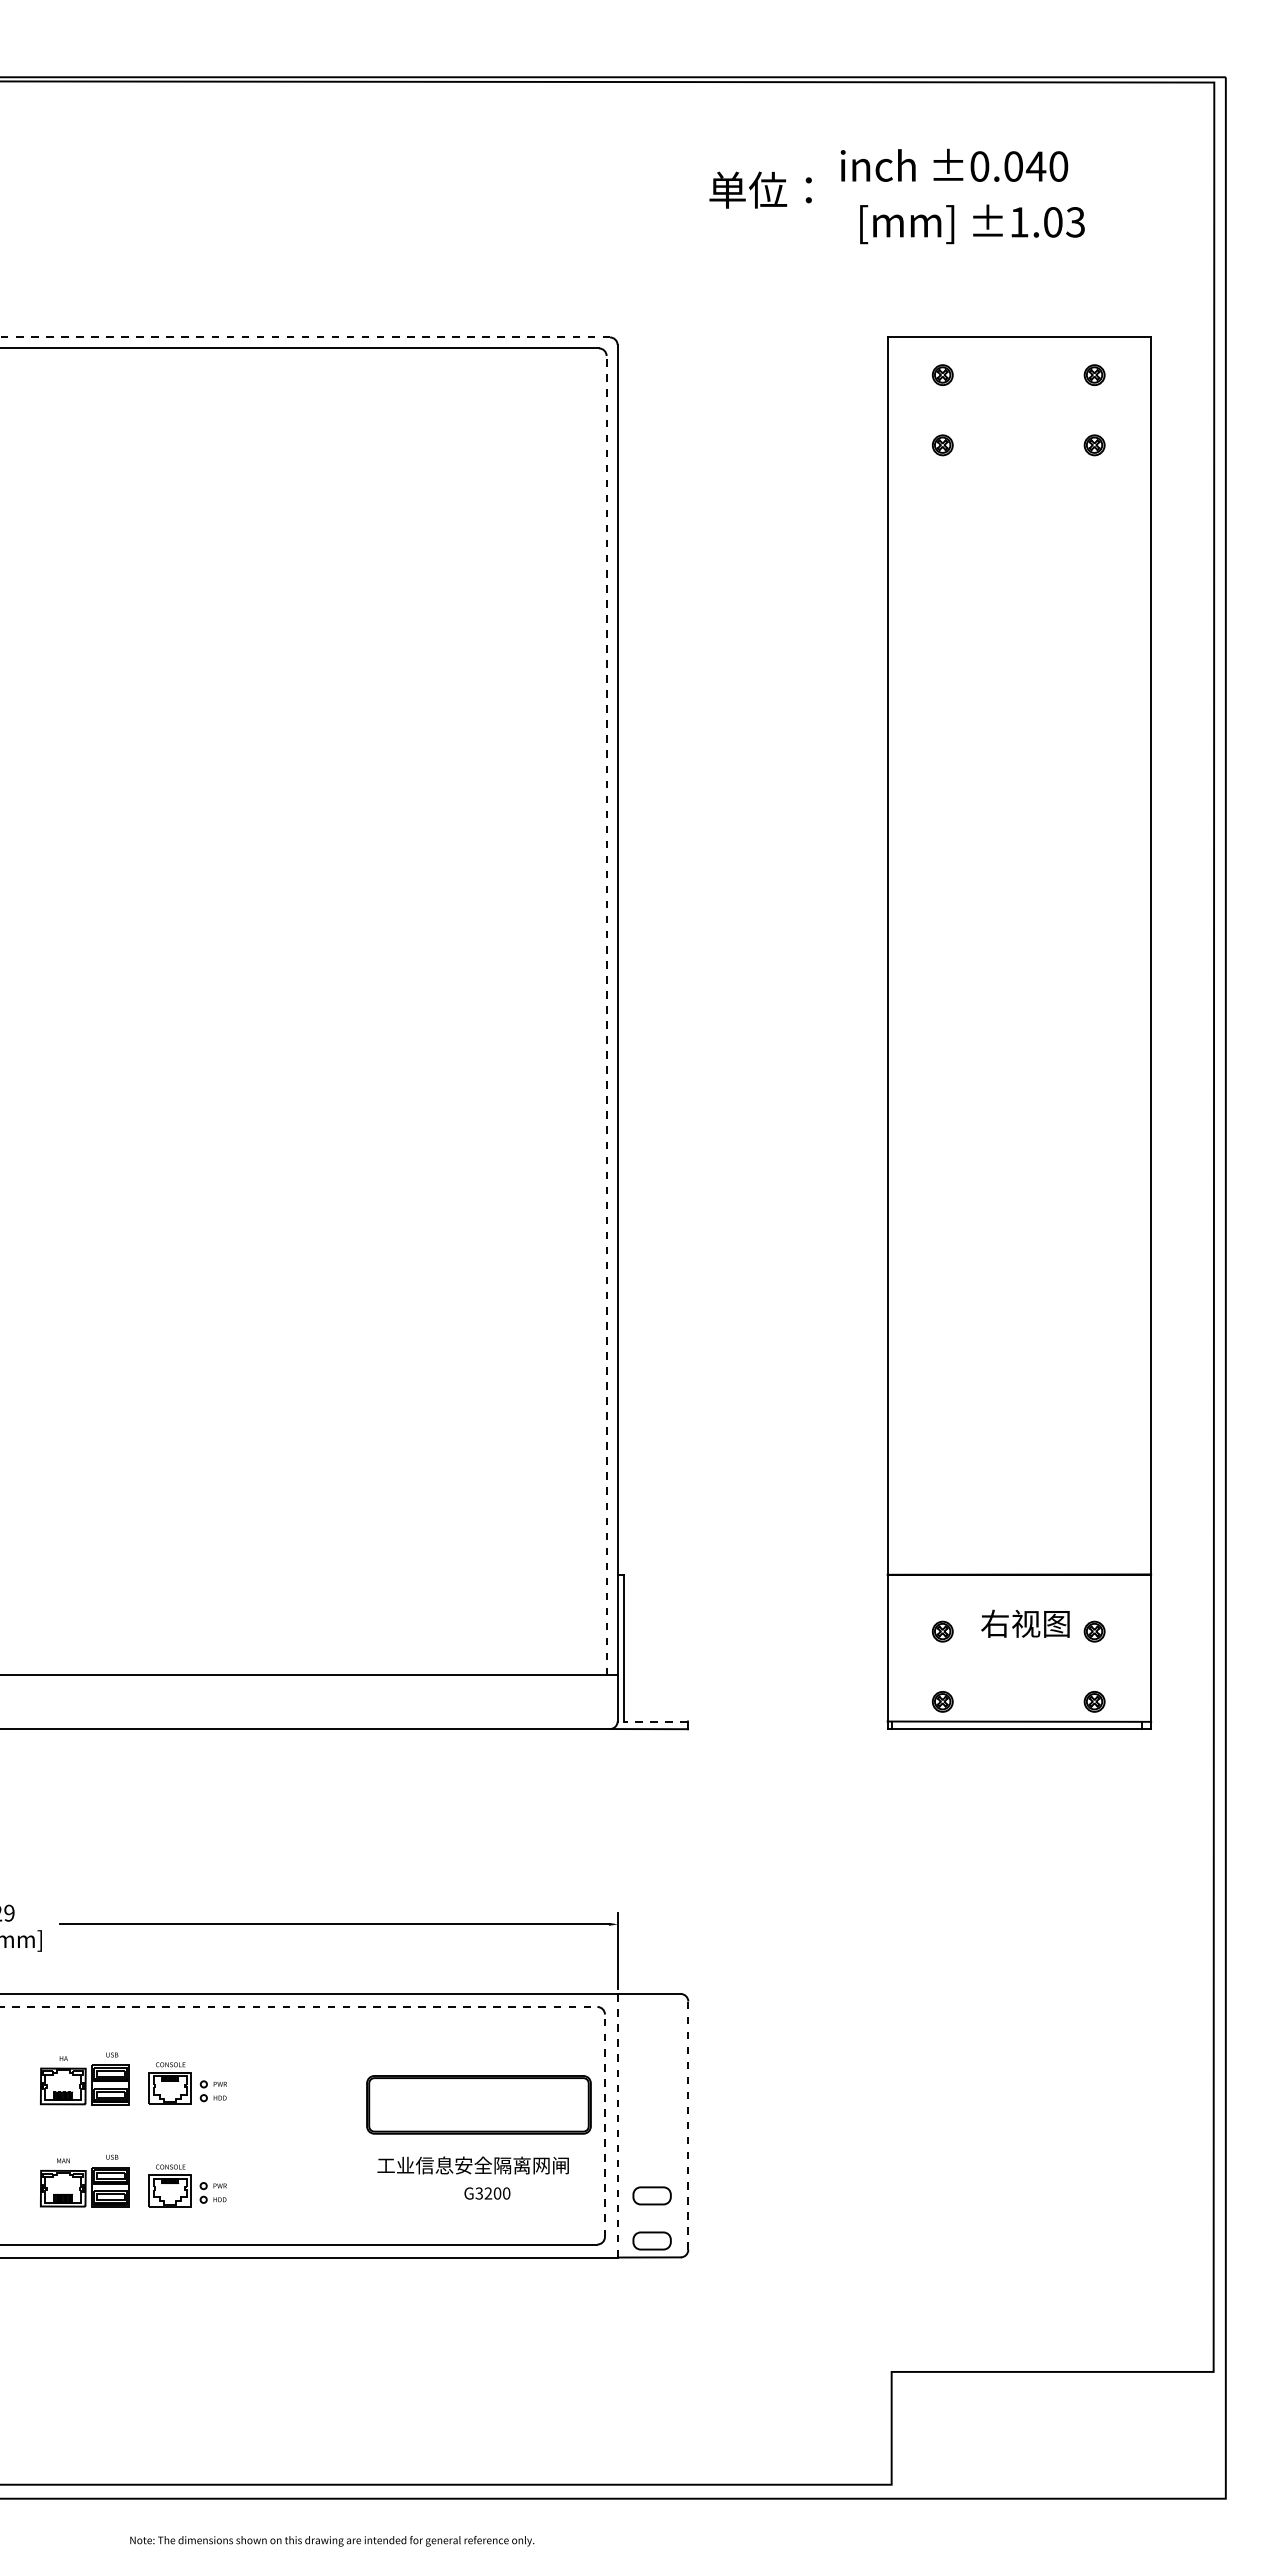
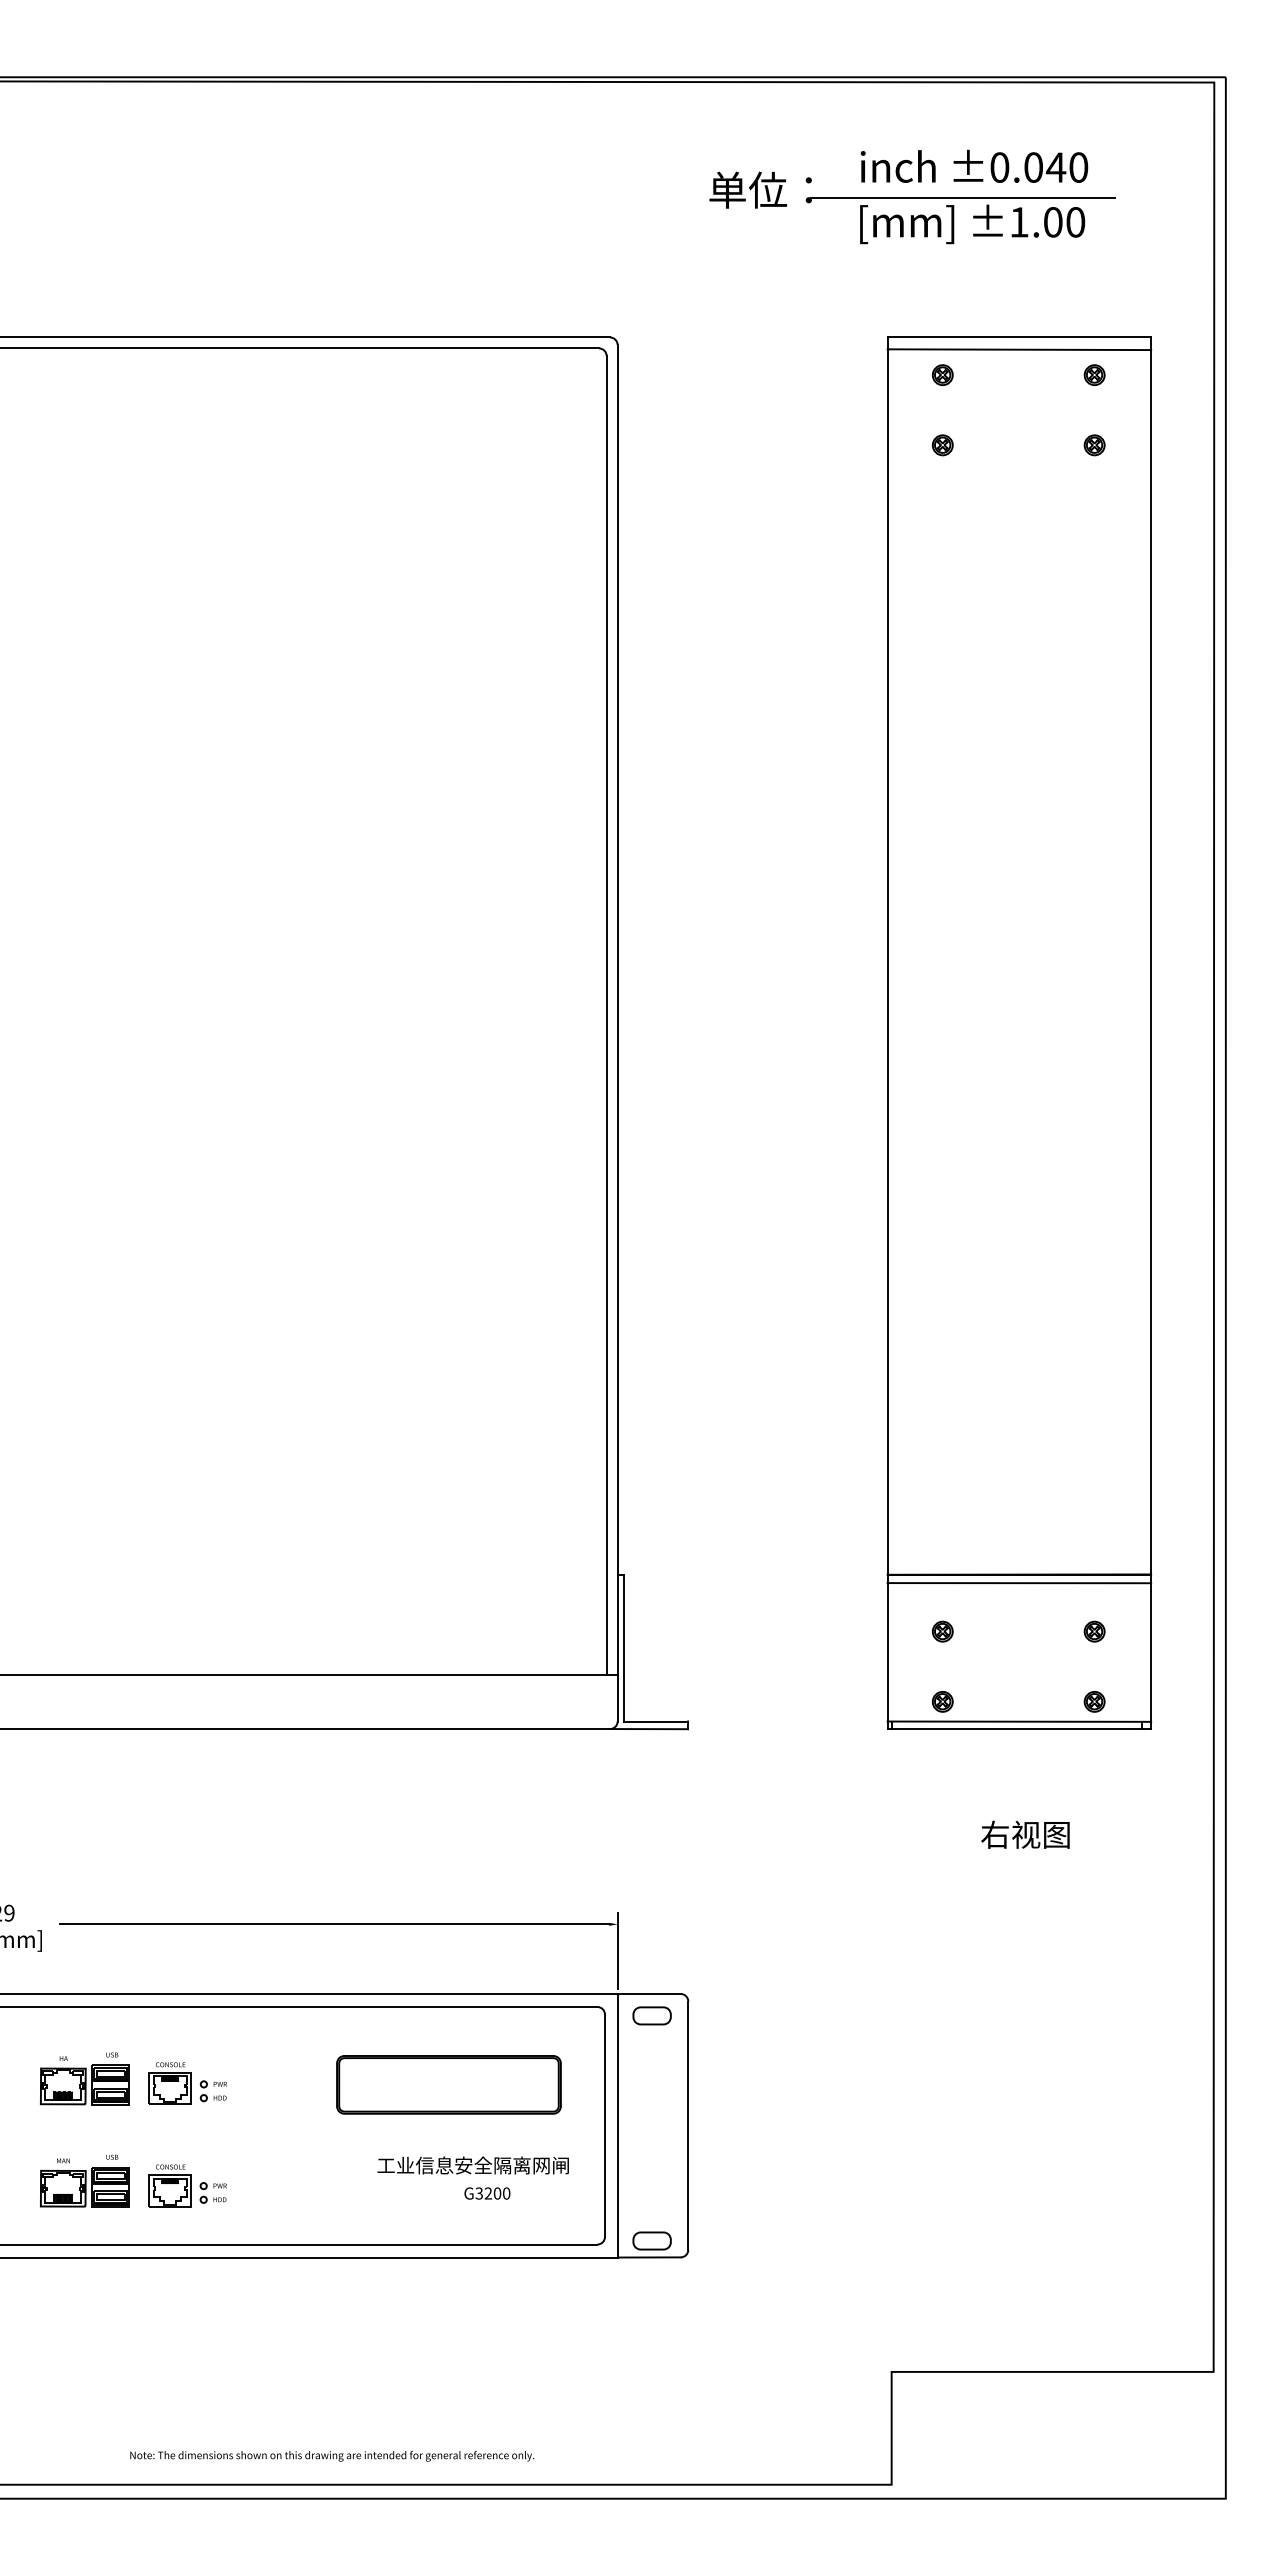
text position: (954, 164) -> (974, 165) (974, 165)
line: none -> present (962, 198)
text: ±1.03 -> ±1.00 (1075, 222)
line: dashed -> solid (305, 337)
line: none -> present (1019, 349)
line: dashed -> solid (606, 1015)
line: none -> present (1019, 1583)
text position: (1025, 1623) -> (1025, 1834) (1025, 1834)
line: dashed -> solid (656, 1721)
line: dashed -> solid (299, 2006)
part position: (478, 2104) -> (448, 2084) (448, 2084)
line: dashed -> solid (604, 2125)
line: dashed -> solid (617, 2125)
line: dashed -> solid (688, 2126)
part position: (651, 2195) -> (651, 2015) (651, 2015)
text position: (332, 2541) -> (332, 2456) (332, 2456)
